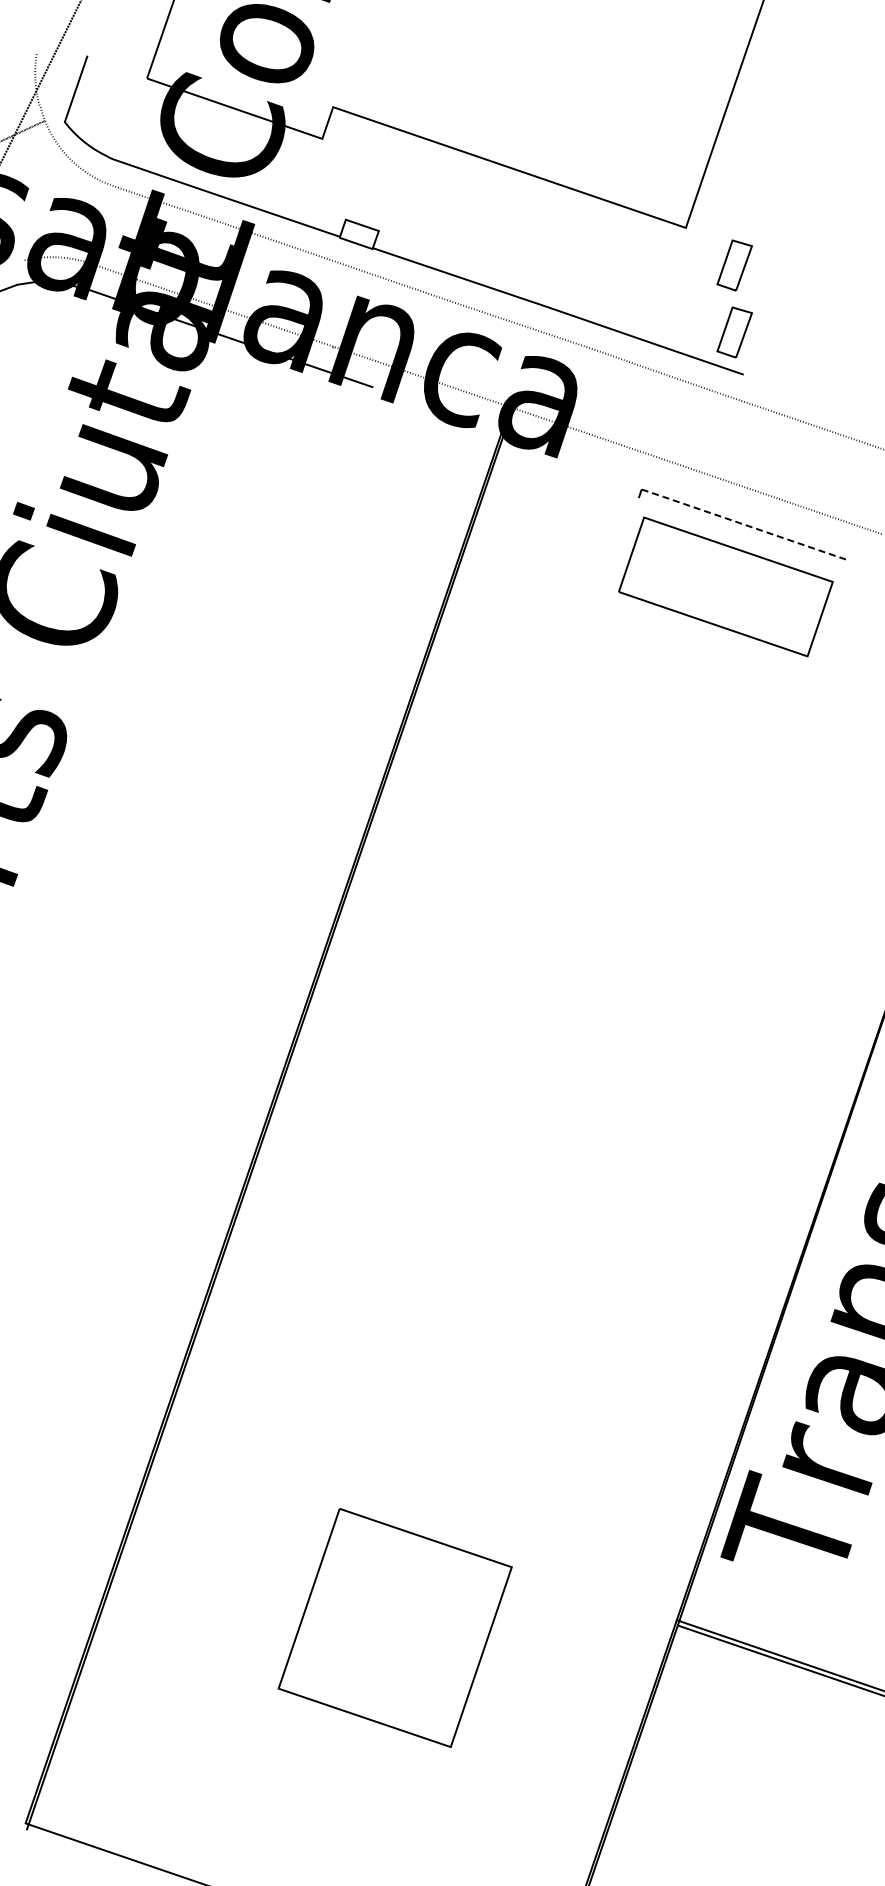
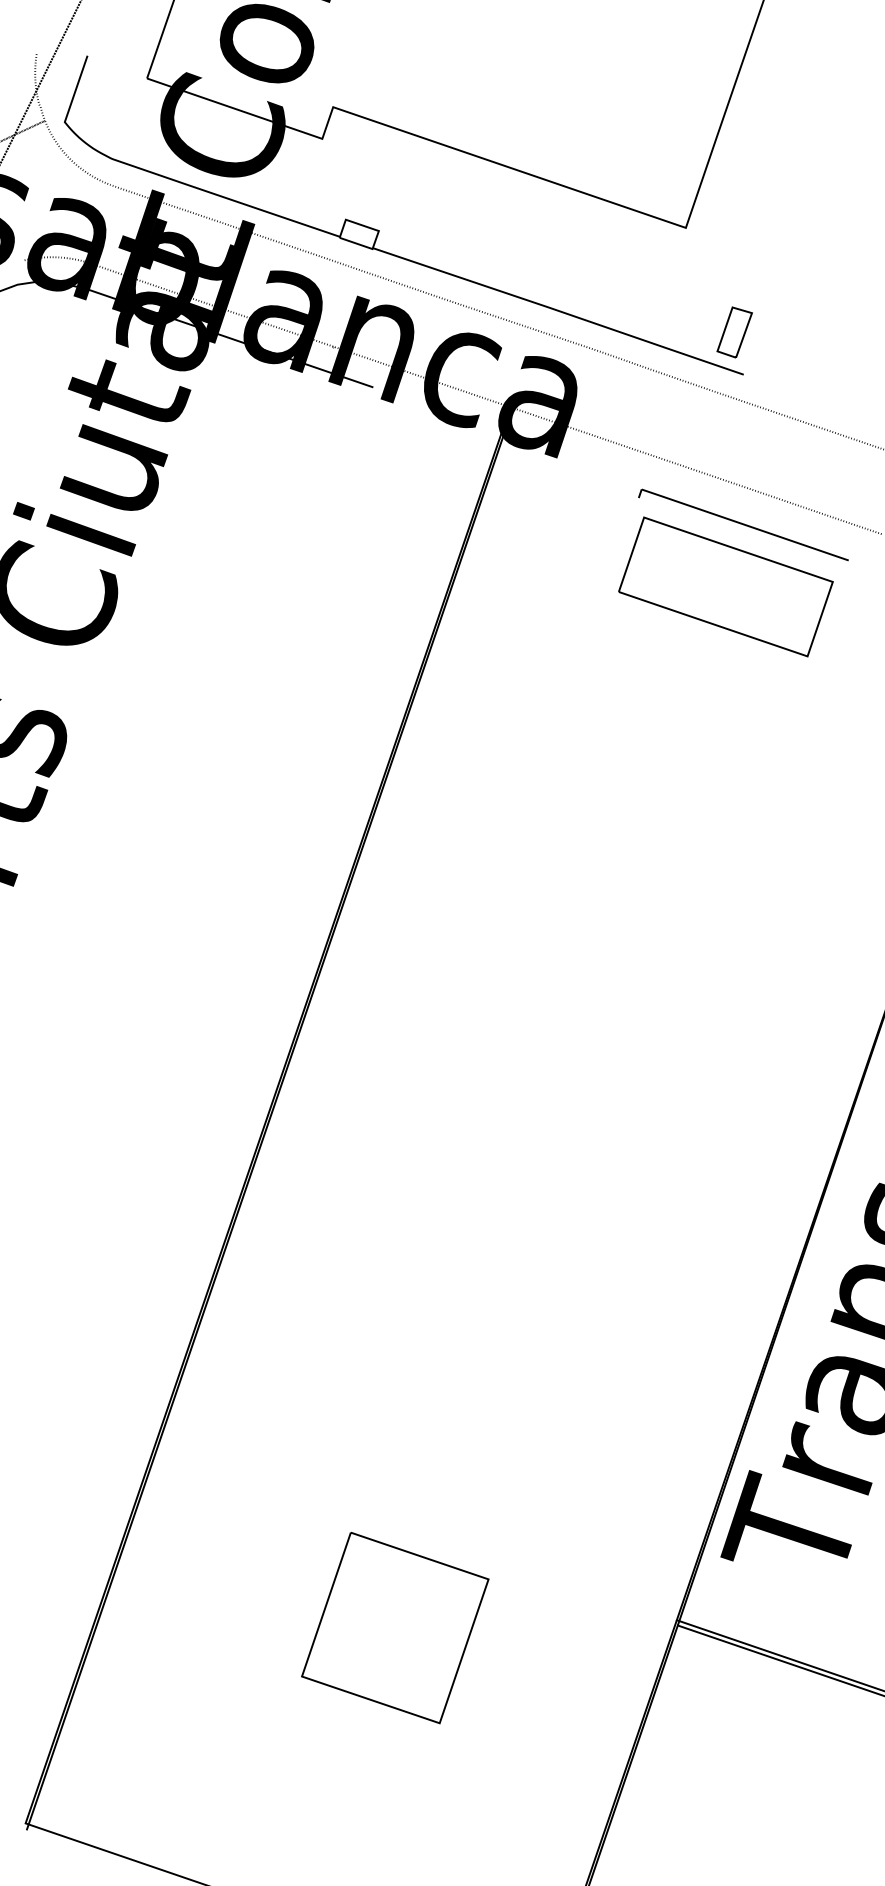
part: present -> none (734, 265)
line: dashed -> solid (745, 525)
part size: 236x240 px -> 189x194 px (395, 1627)
